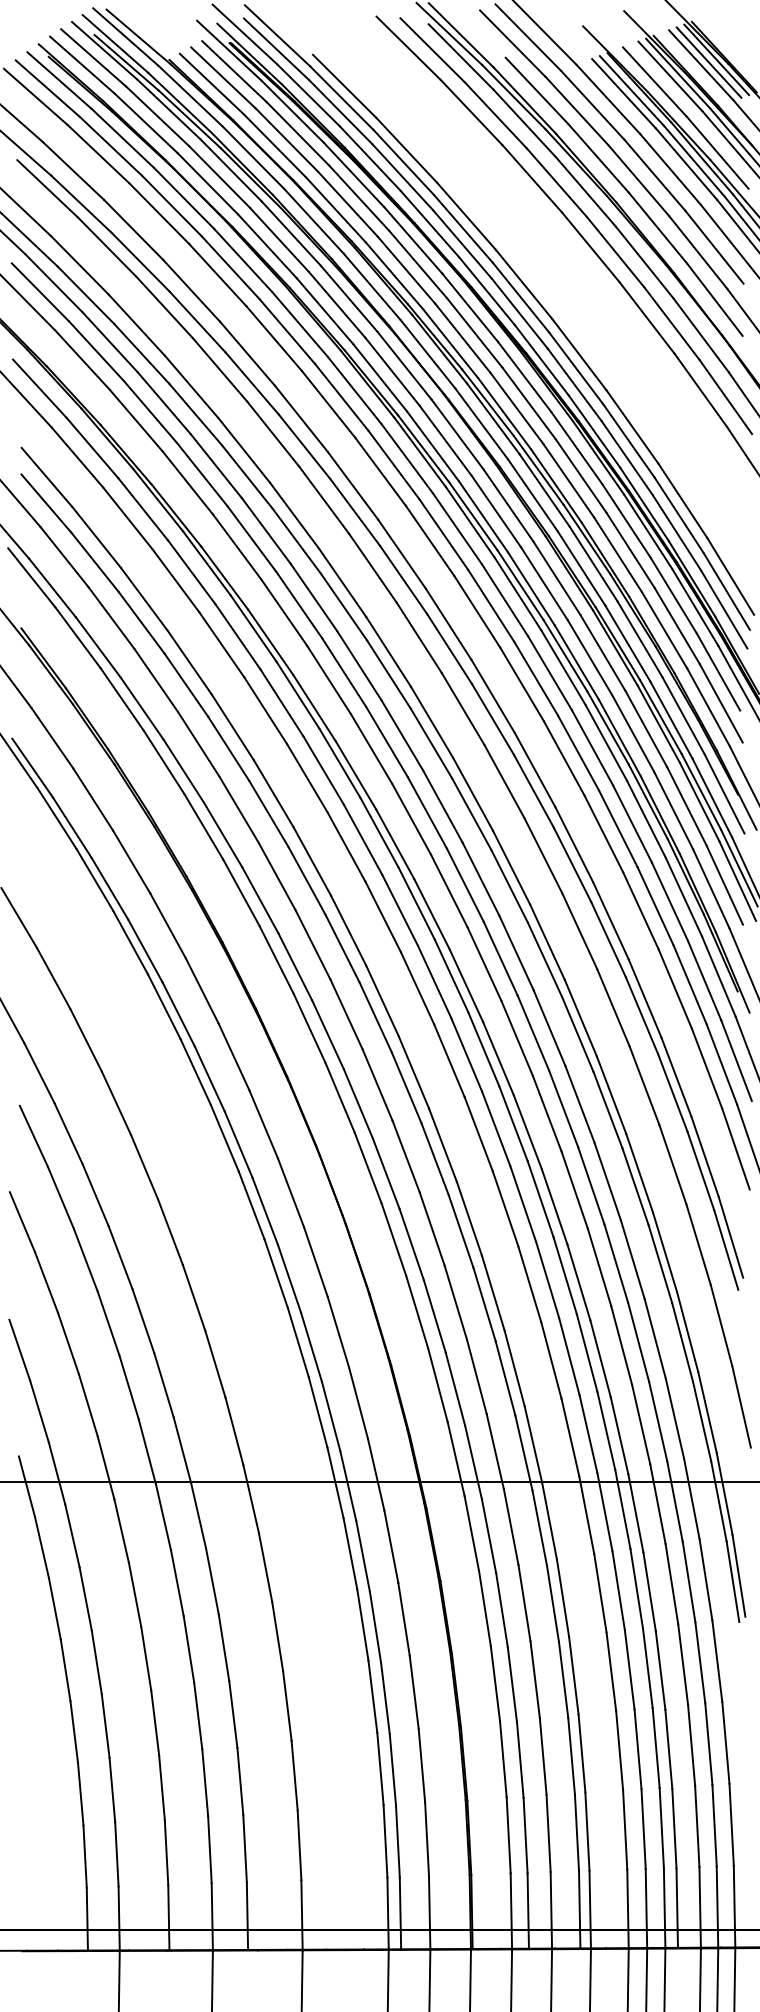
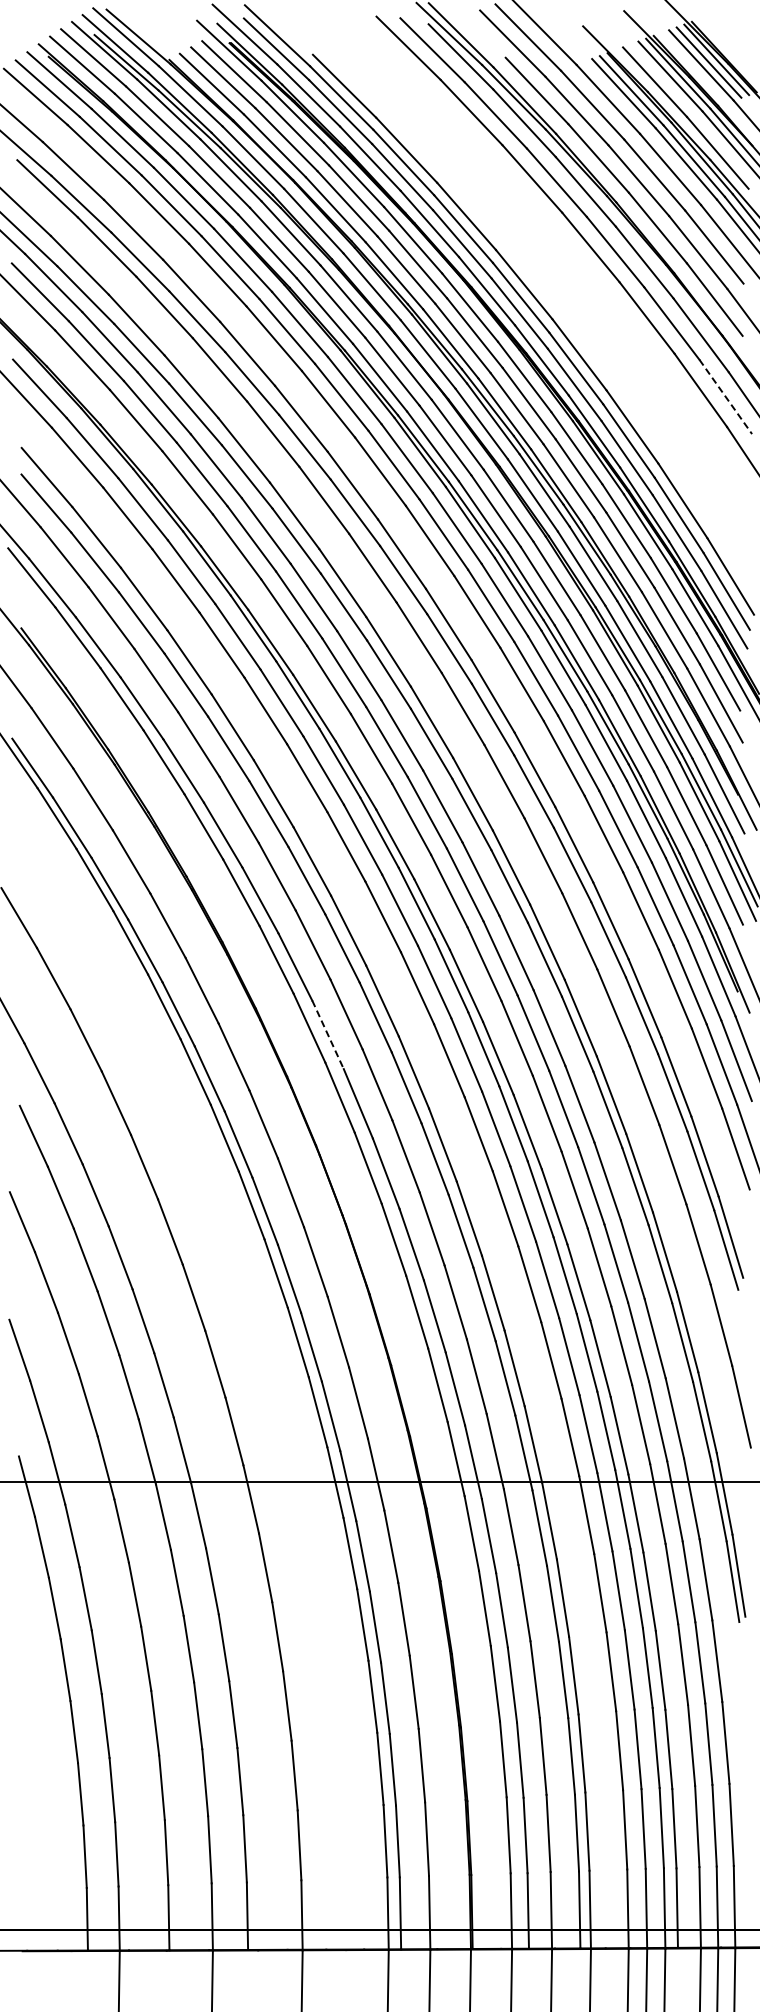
line: solid -> dashed (725, 396)
line: solid -> dashed (328, 1034)
